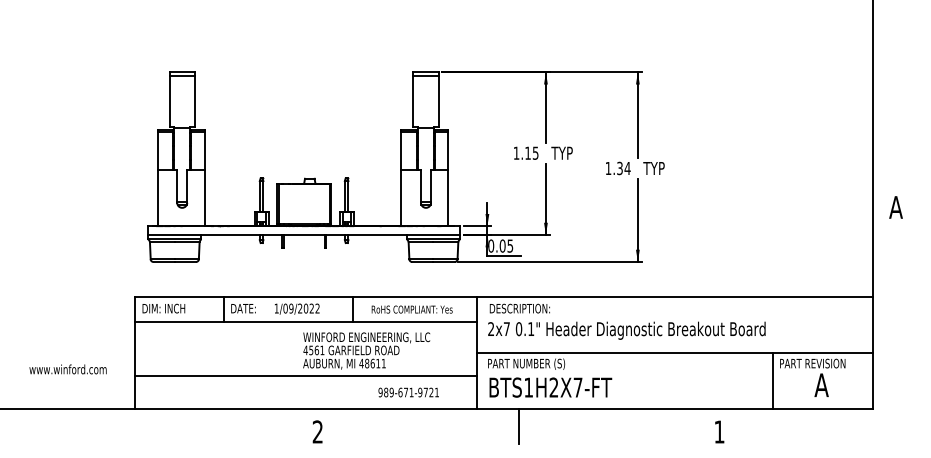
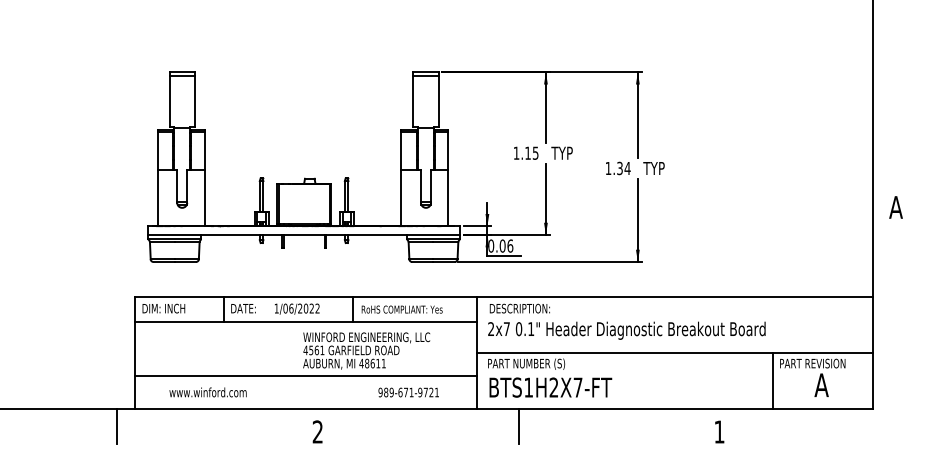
text: 0.05 -> 0.06 (510, 245)
text: 1/09/2022 -> 1/06/2022 (291, 308)
text position: (411, 309) -> (401, 309) (401, 309)
text position: (67, 369) -> (207, 392) (207, 392)
line: none -> present (117, 426)
